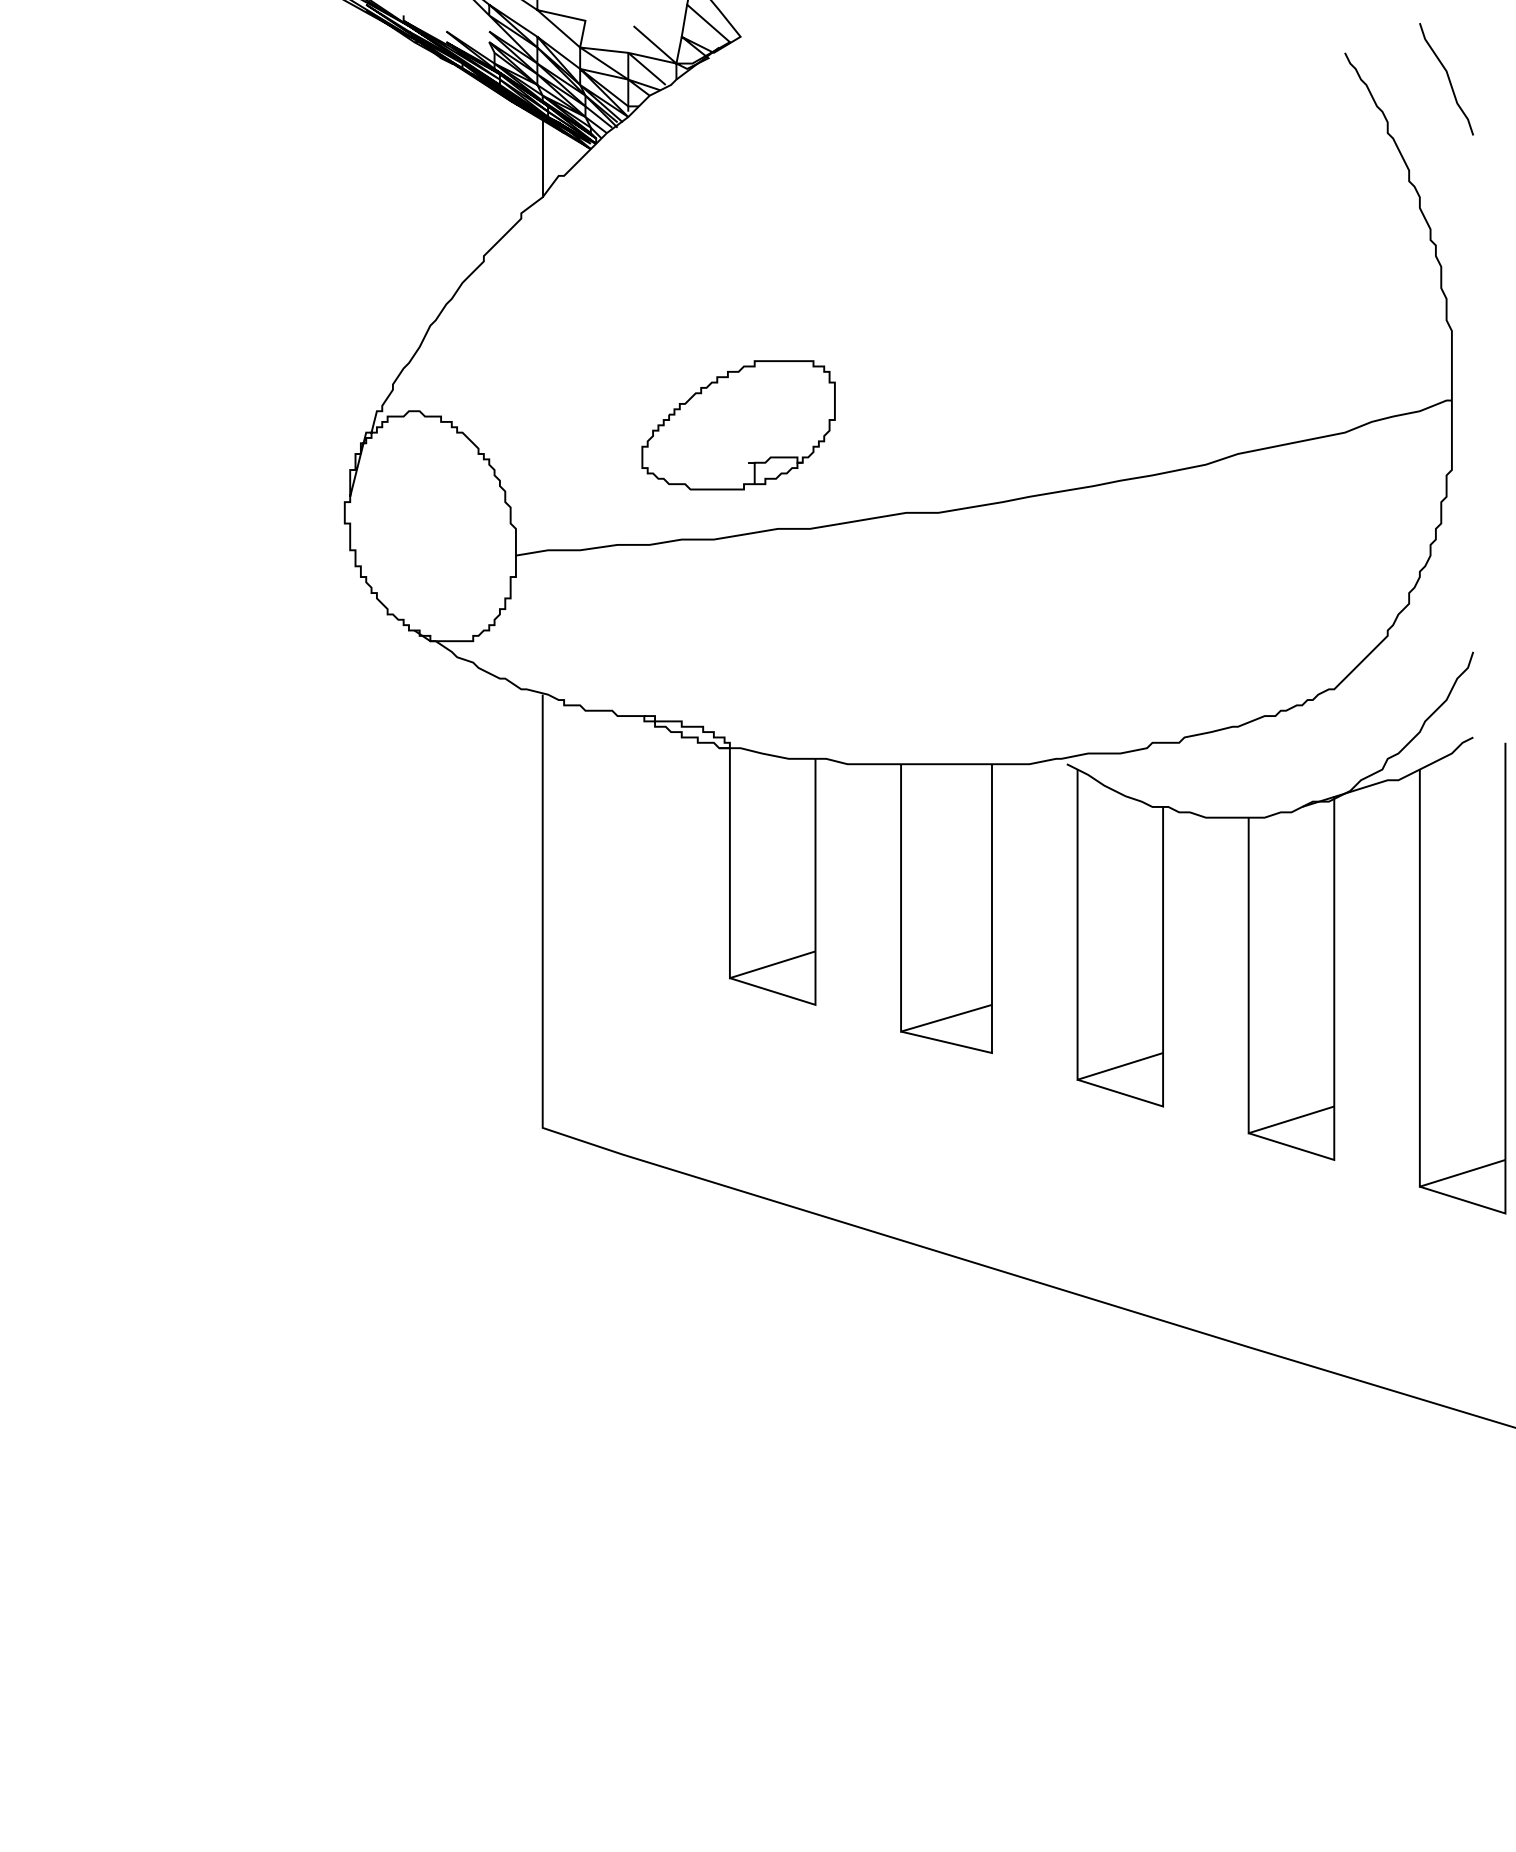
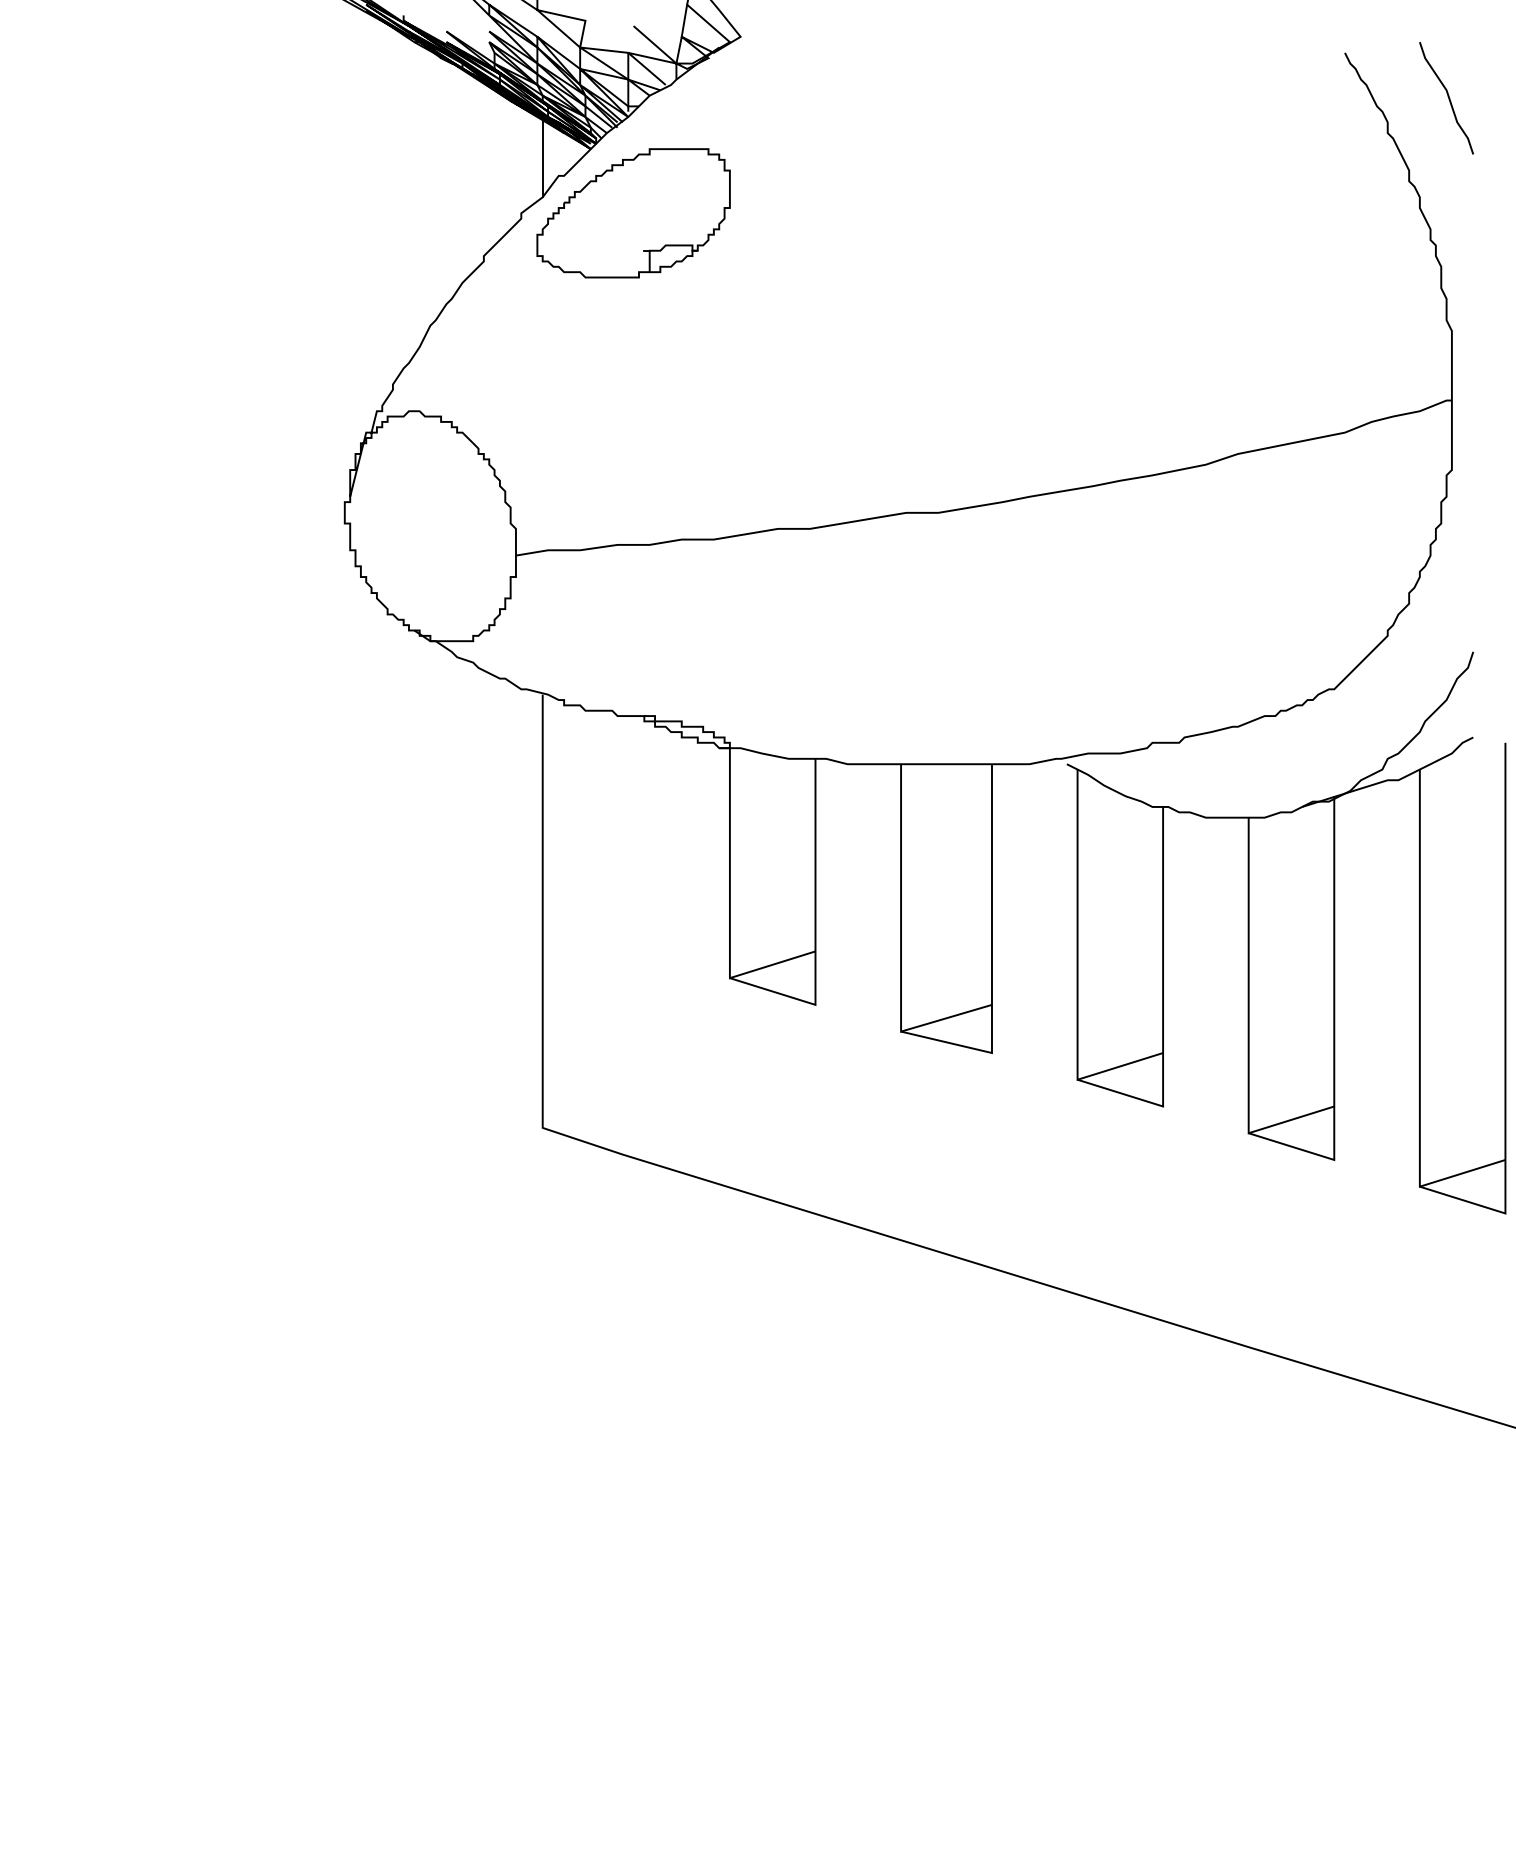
curve position: (1448, 79) -> (1448, 98) (1448, 98)
part position: (738, 425) -> (633, 213) (633, 213)
